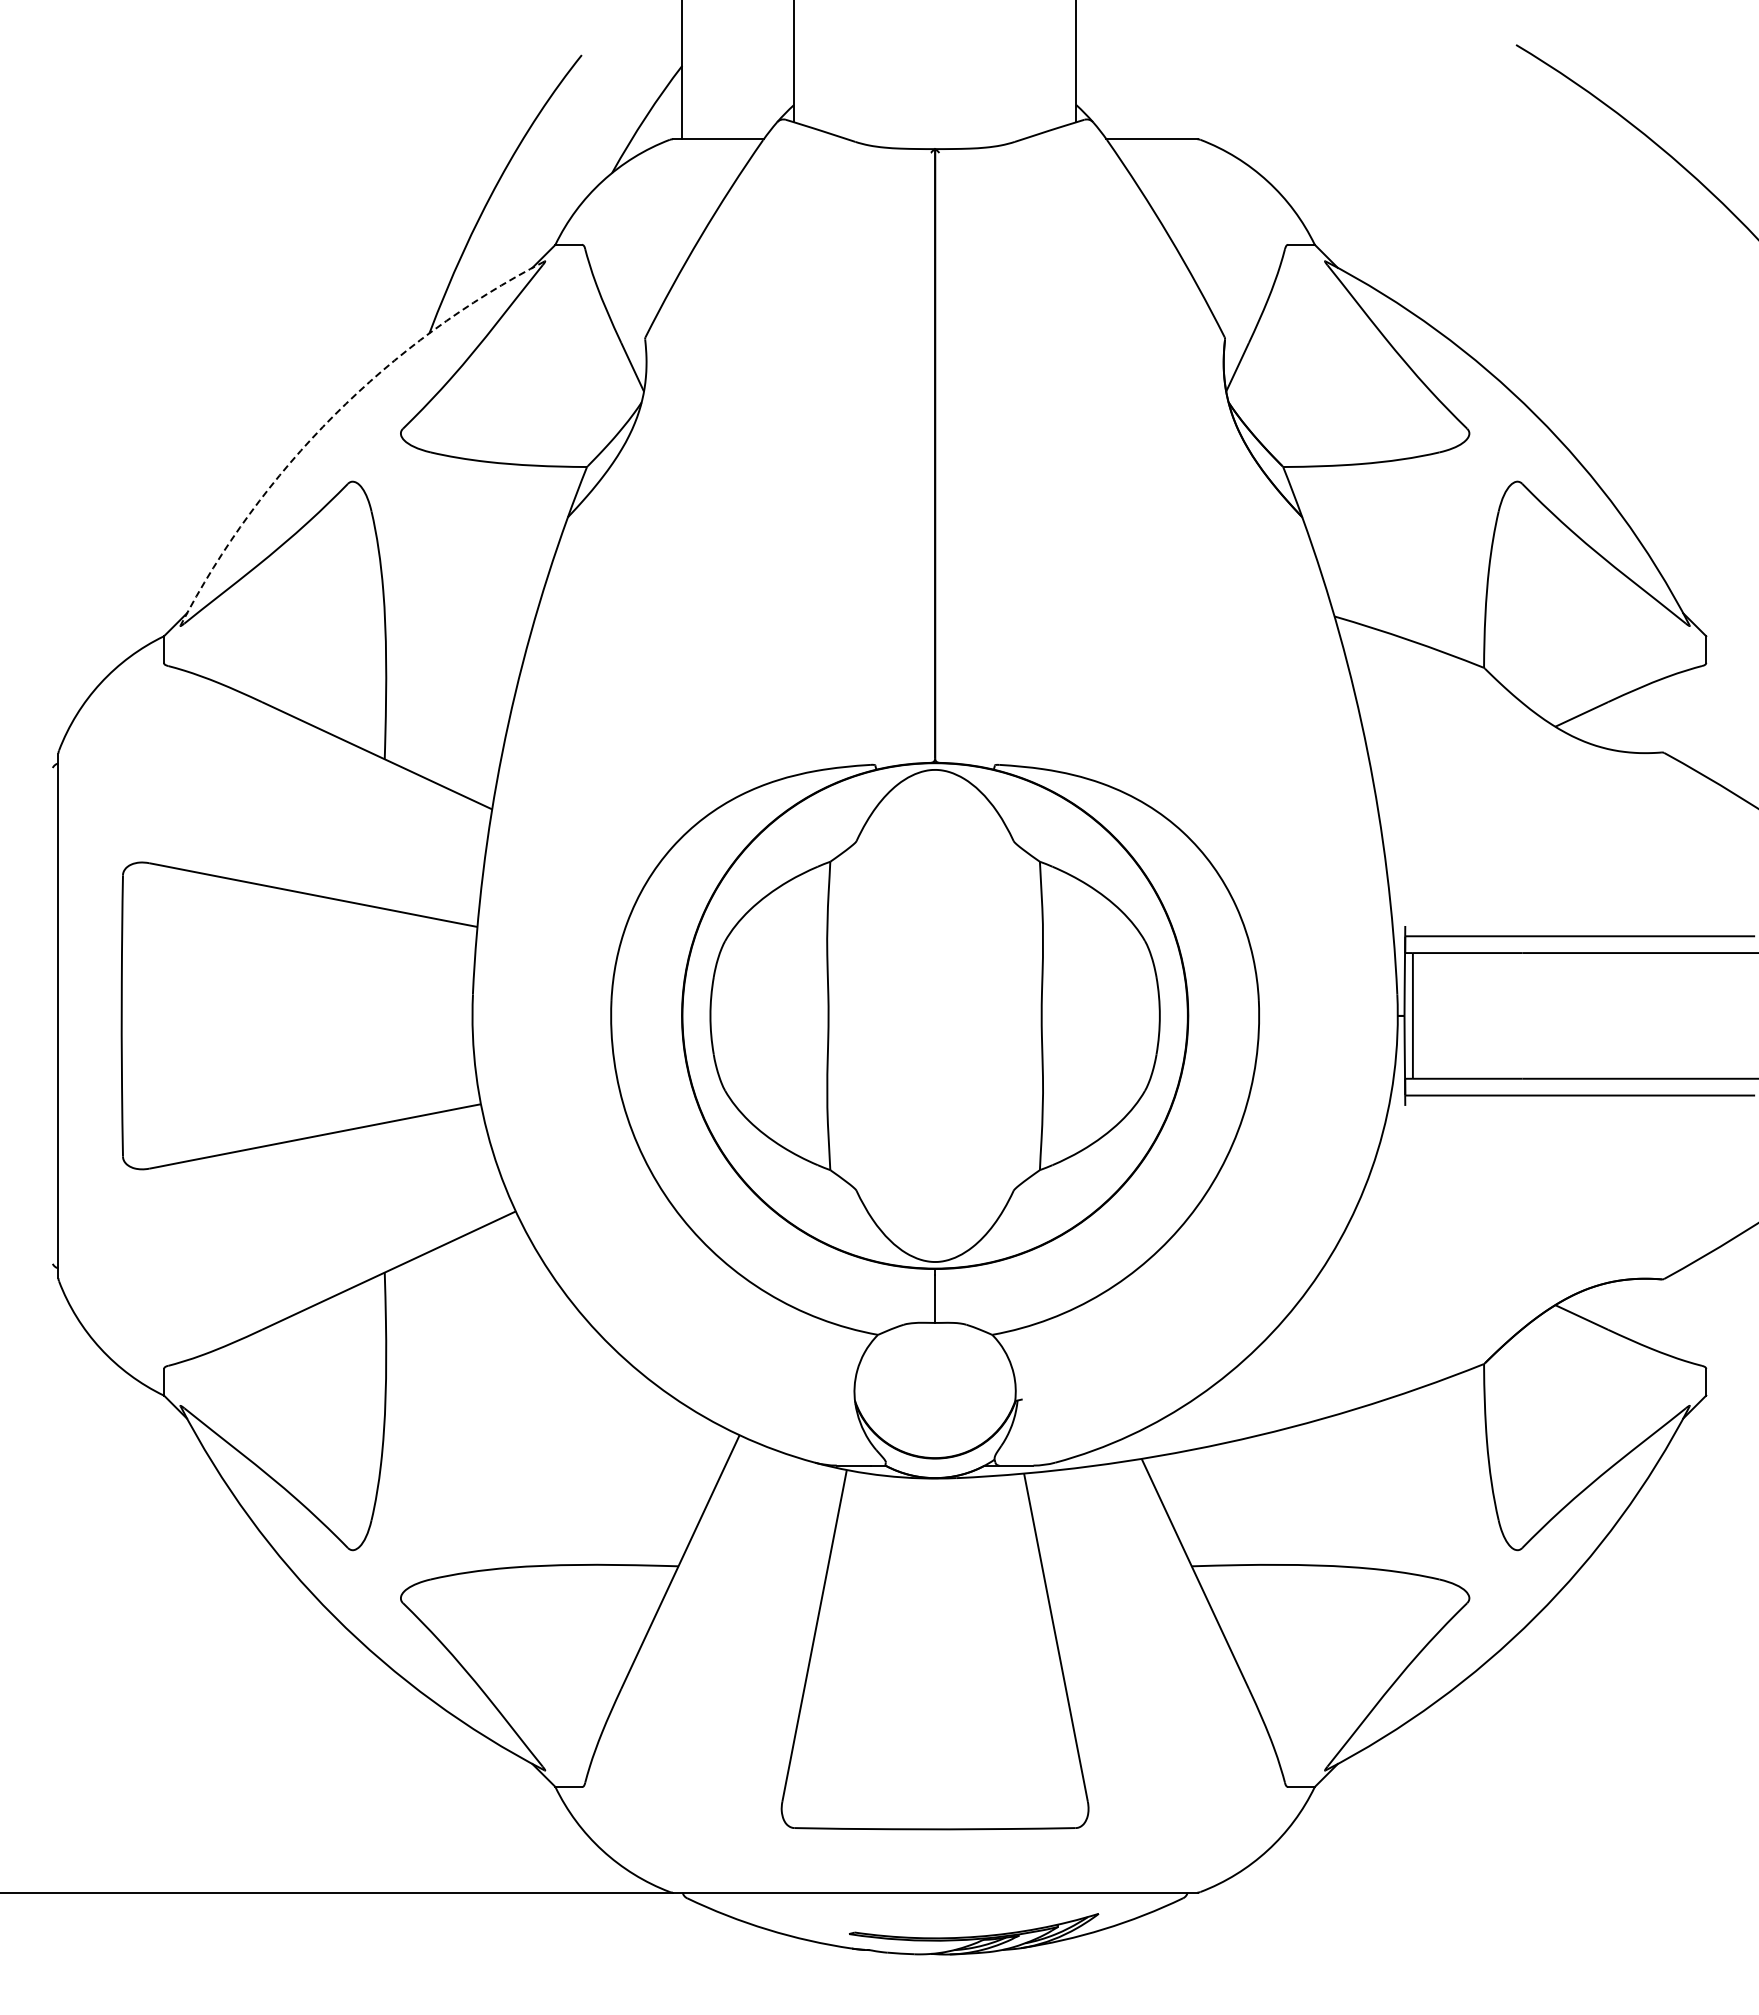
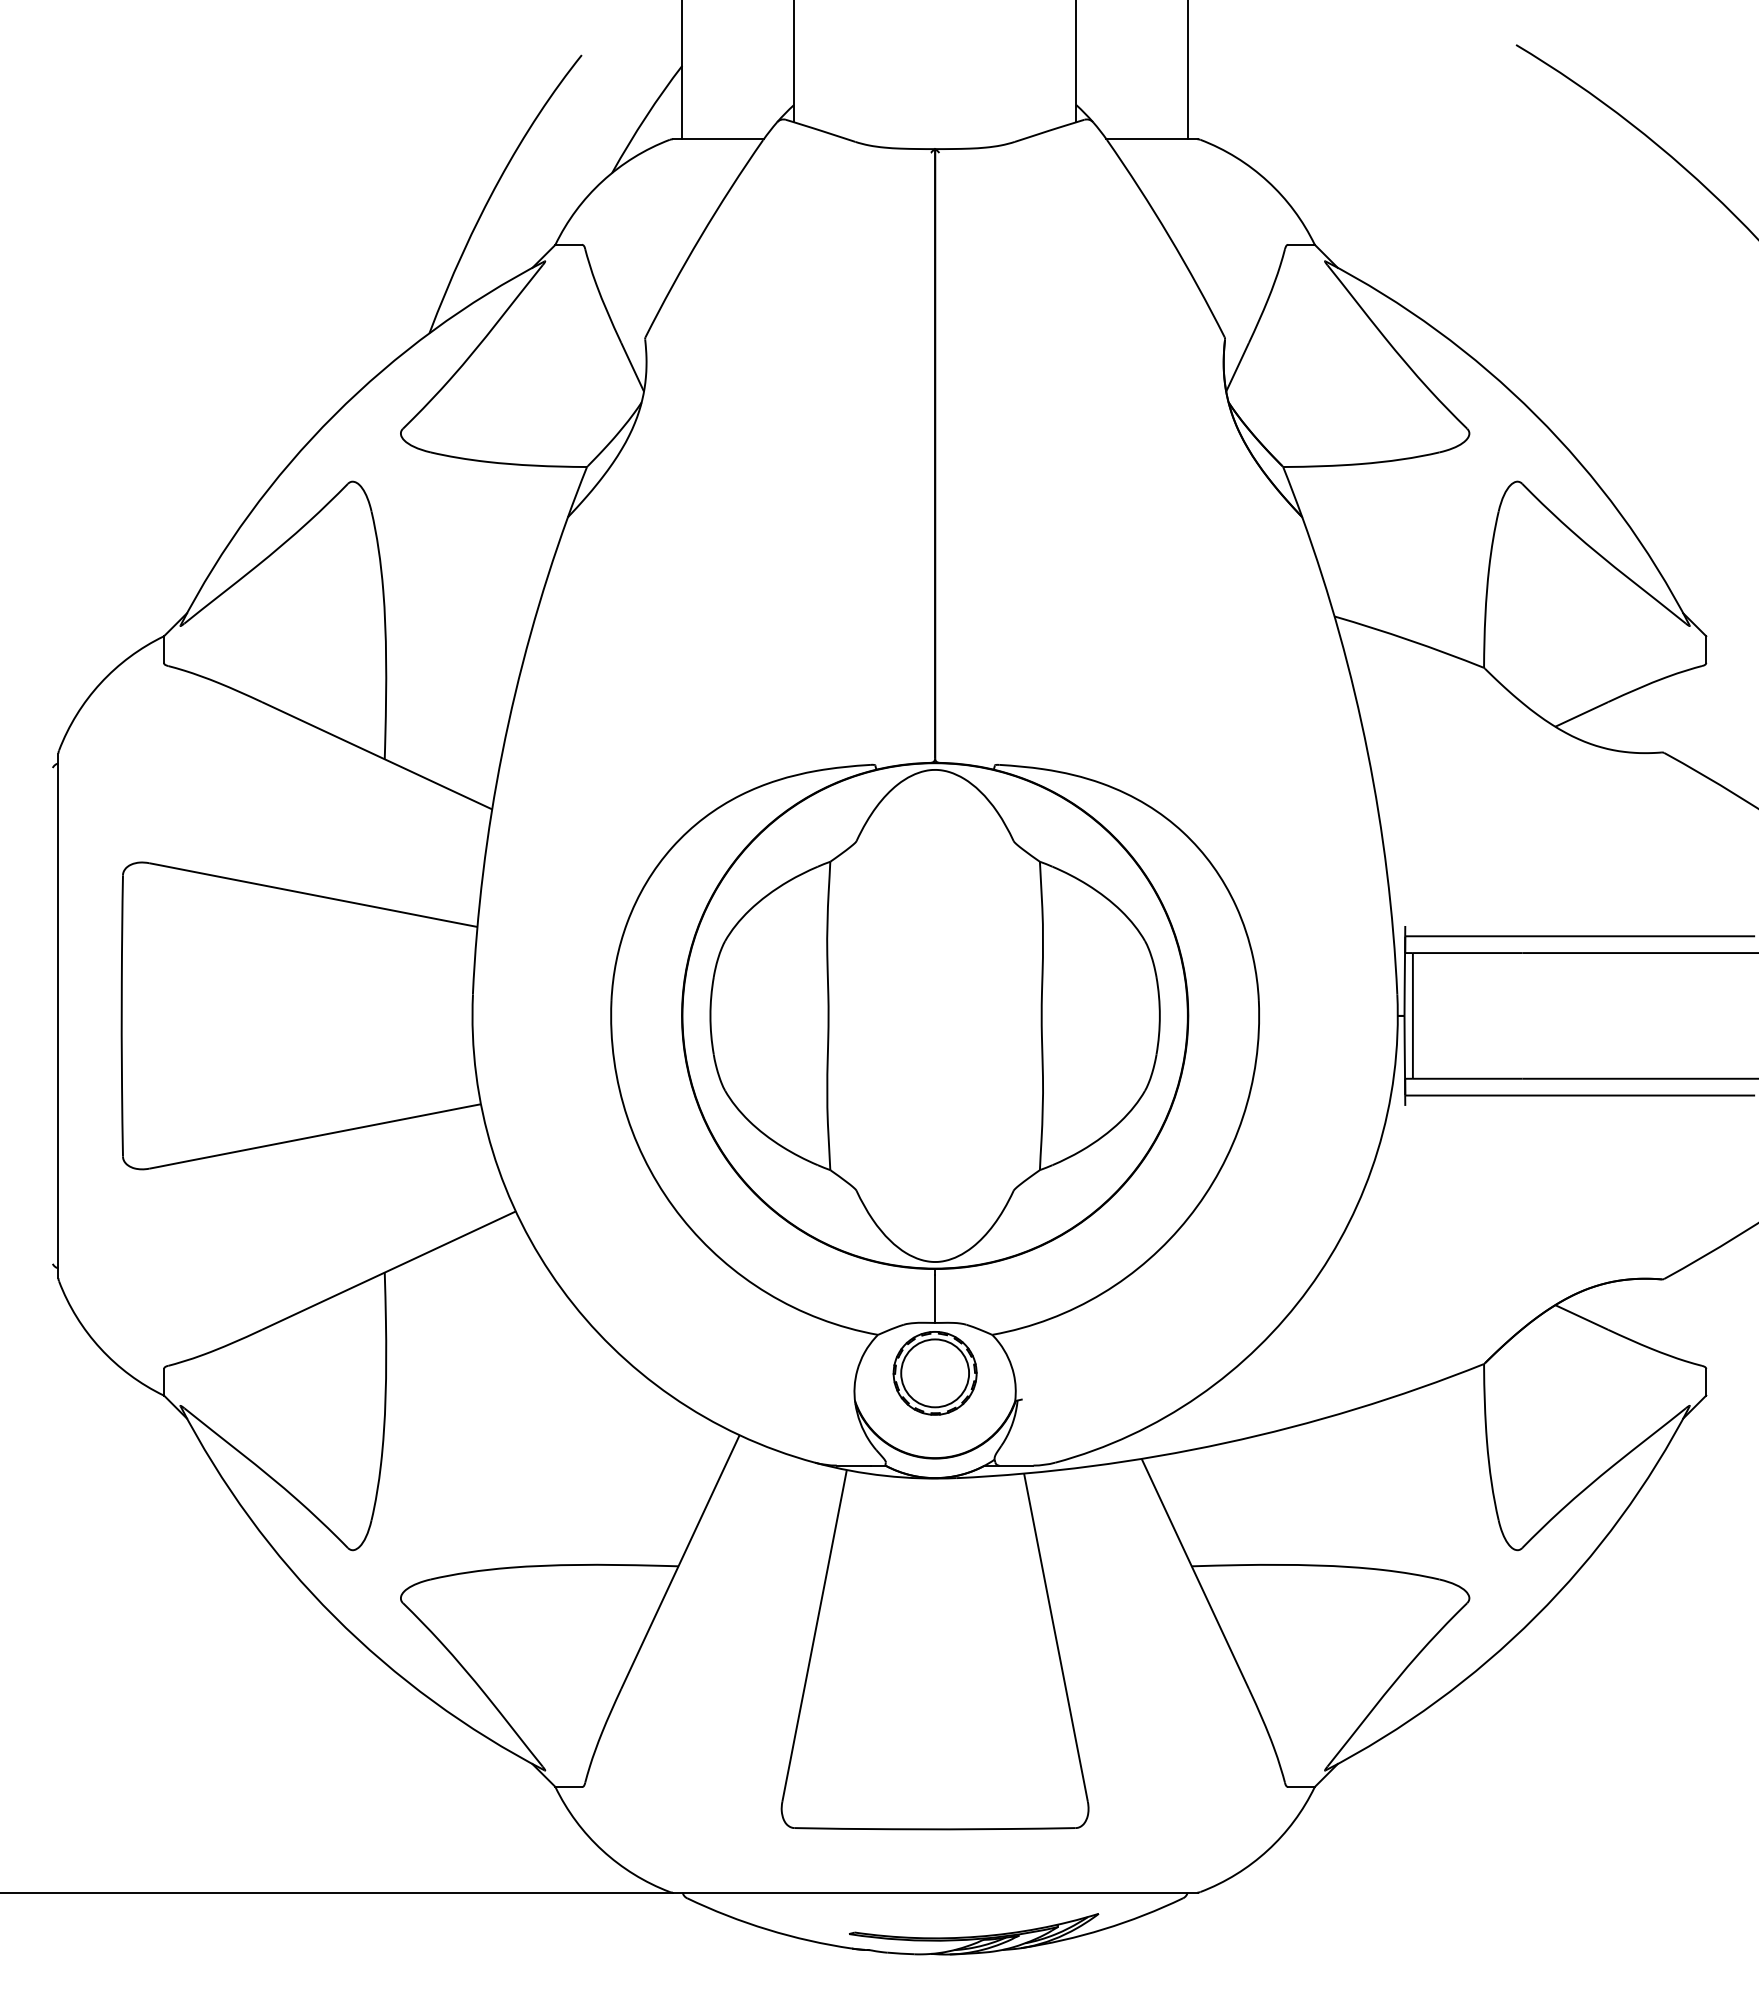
line: none -> present (1187, 71)
arc: dashed -> solid (334, 415)
part: none -> present (934, 1373)
